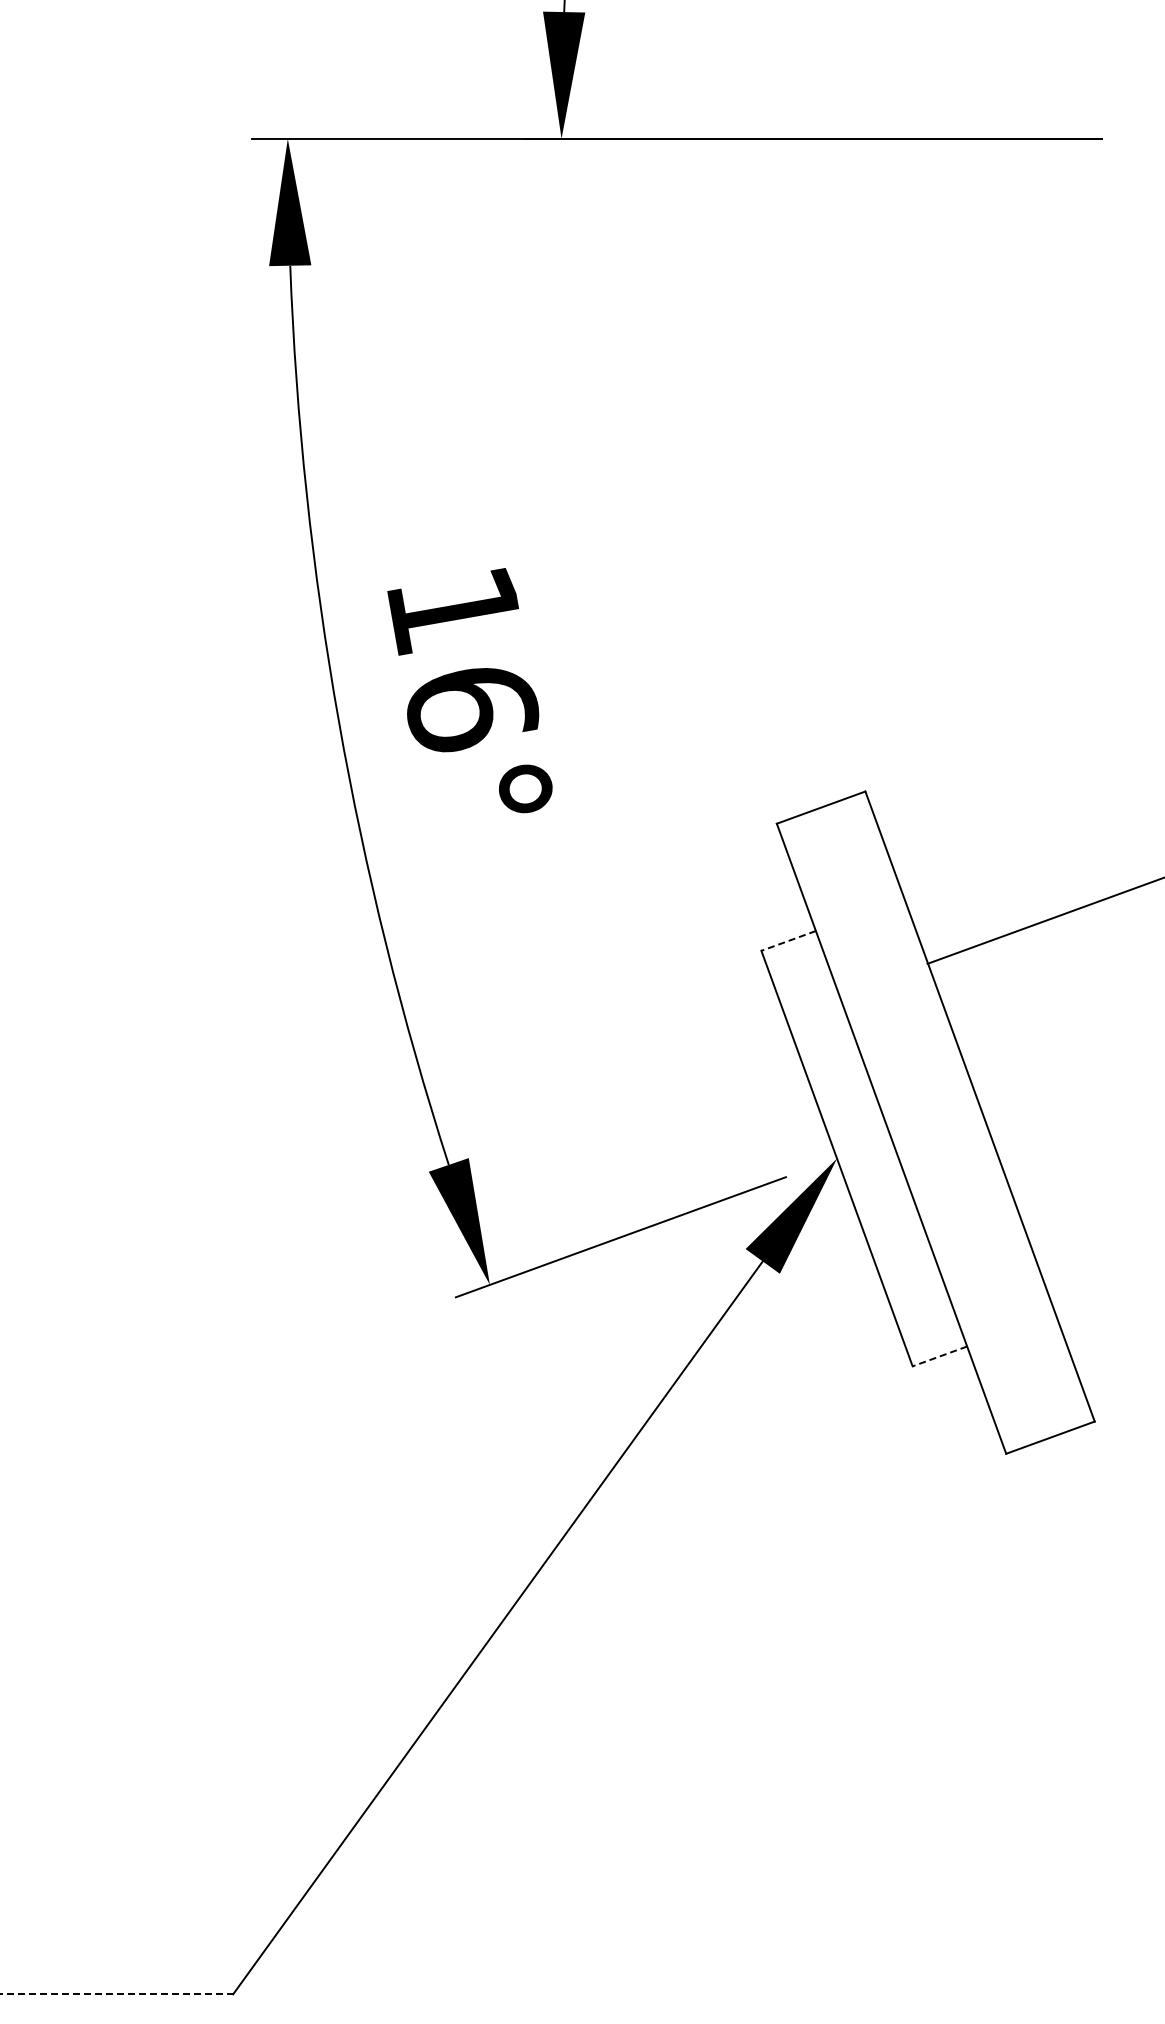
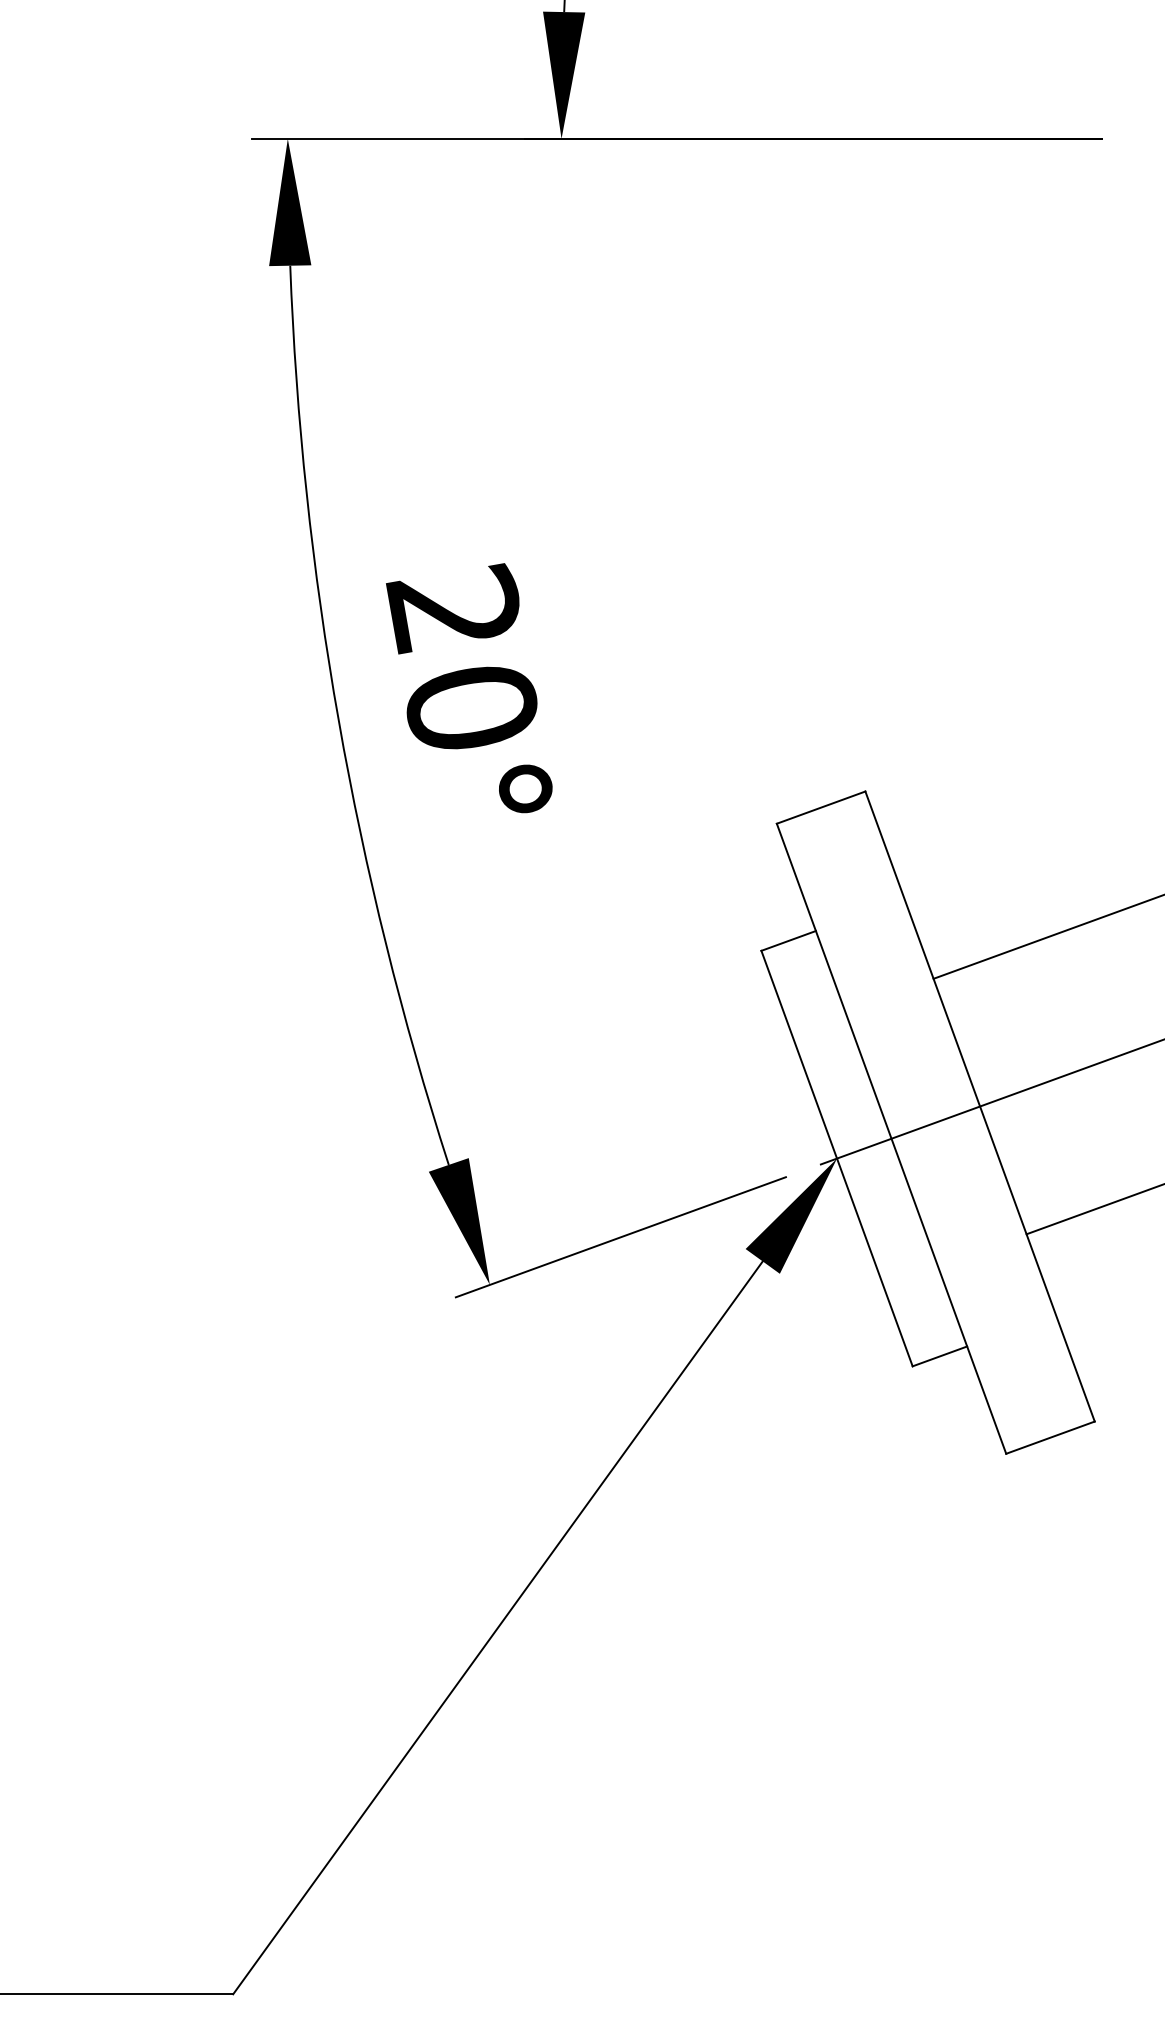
text: 16° -> 20° (462, 657)
line position: (1044, 920) -> (1047, 937) (1047, 937)
line: dashed -> solid (788, 941)
line: none -> present (990, 1102)
line: none -> present (1093, 1209)
line: dashed -> solid (939, 1356)
line: dashed -> solid (117, 1994)
